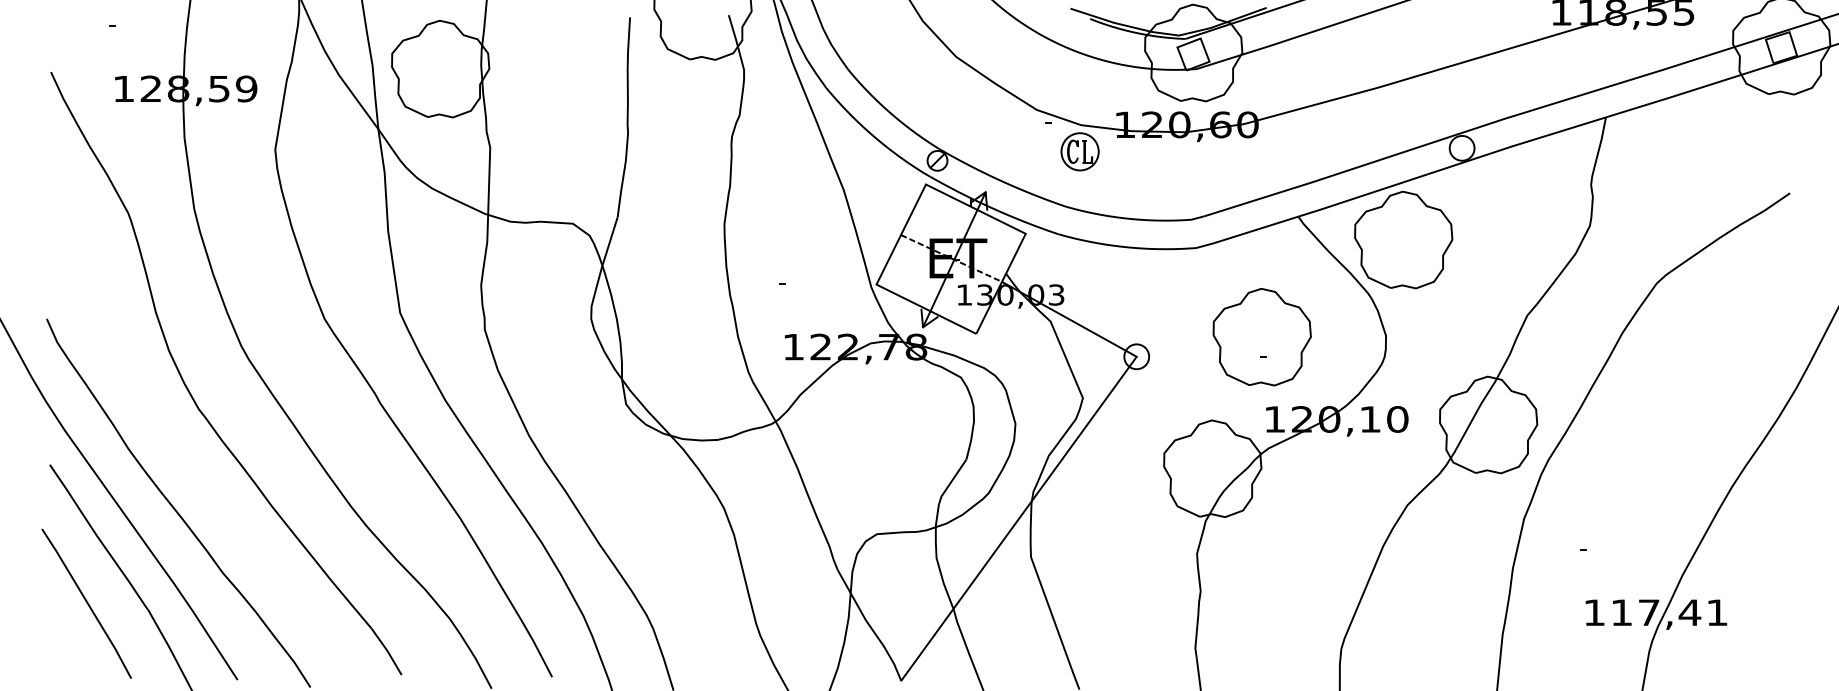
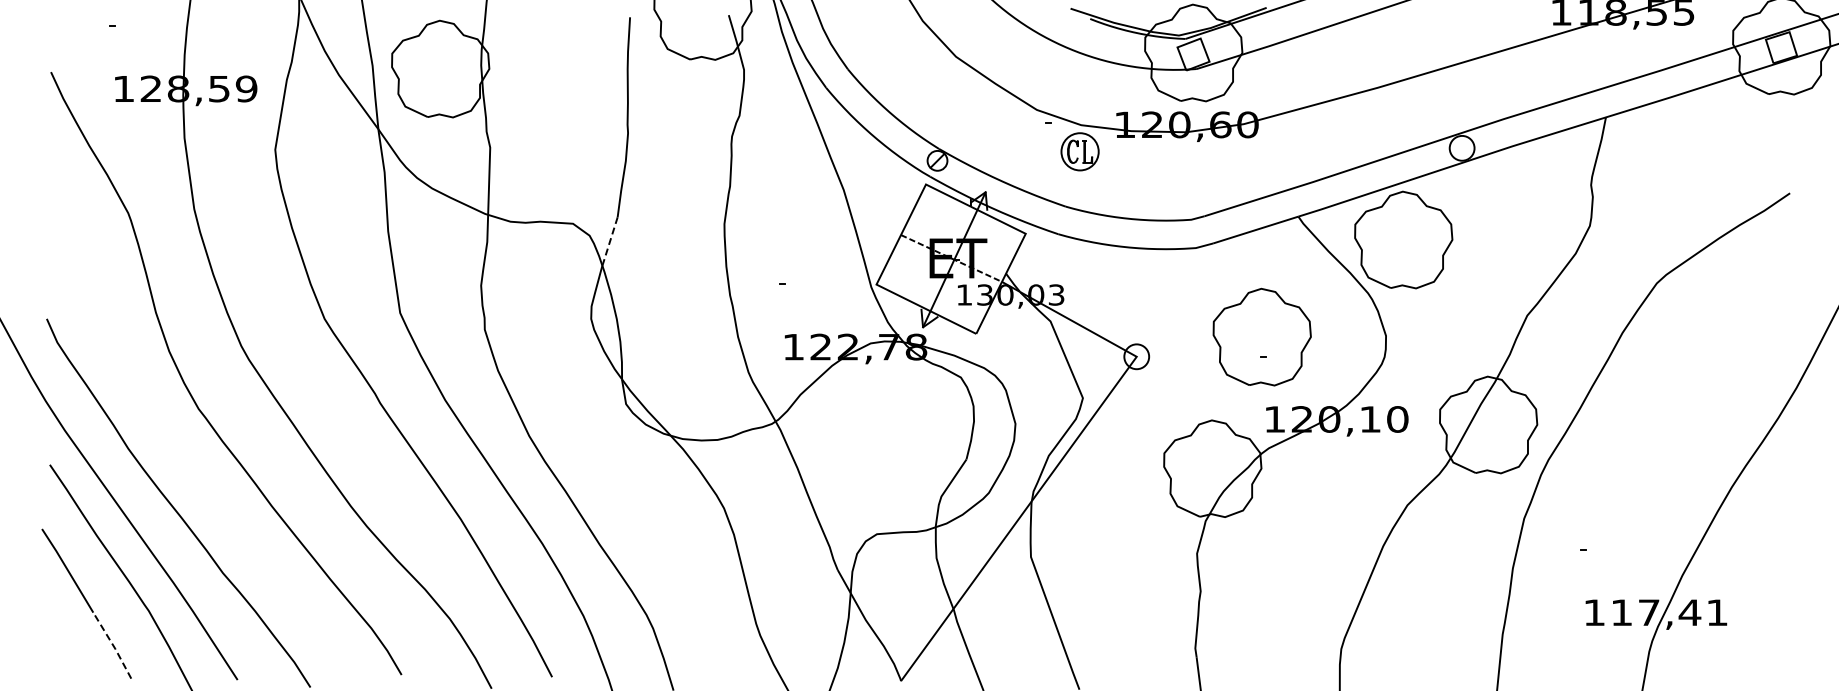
line: solid -> dashed (610, 241)
line: solid -> dashed (113, 645)
